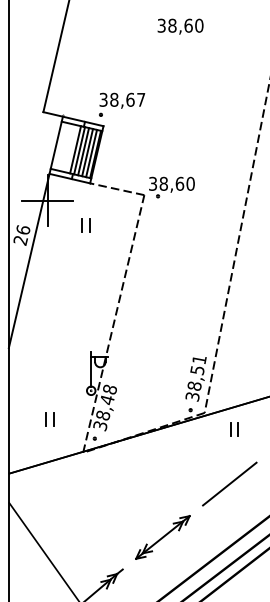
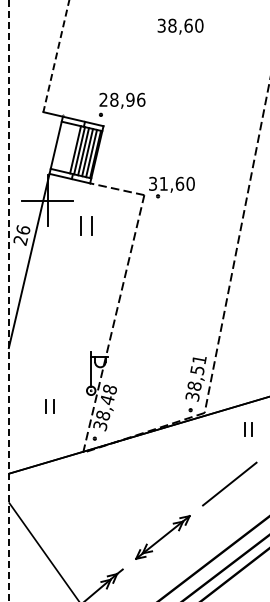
line: solid -> dashed (56, 56)
text: 38,67 -> 28,96 (122, 99)
text: 38,60 -> 31,60 (163, 183)
part size: 10x15 px -> 13x20 px (86, 225)
line: solid -> dashed (8, 300)
part position: (49, 419) -> (49, 406) (49, 406)
part position: (234, 429) -> (248, 429) (248, 429)
